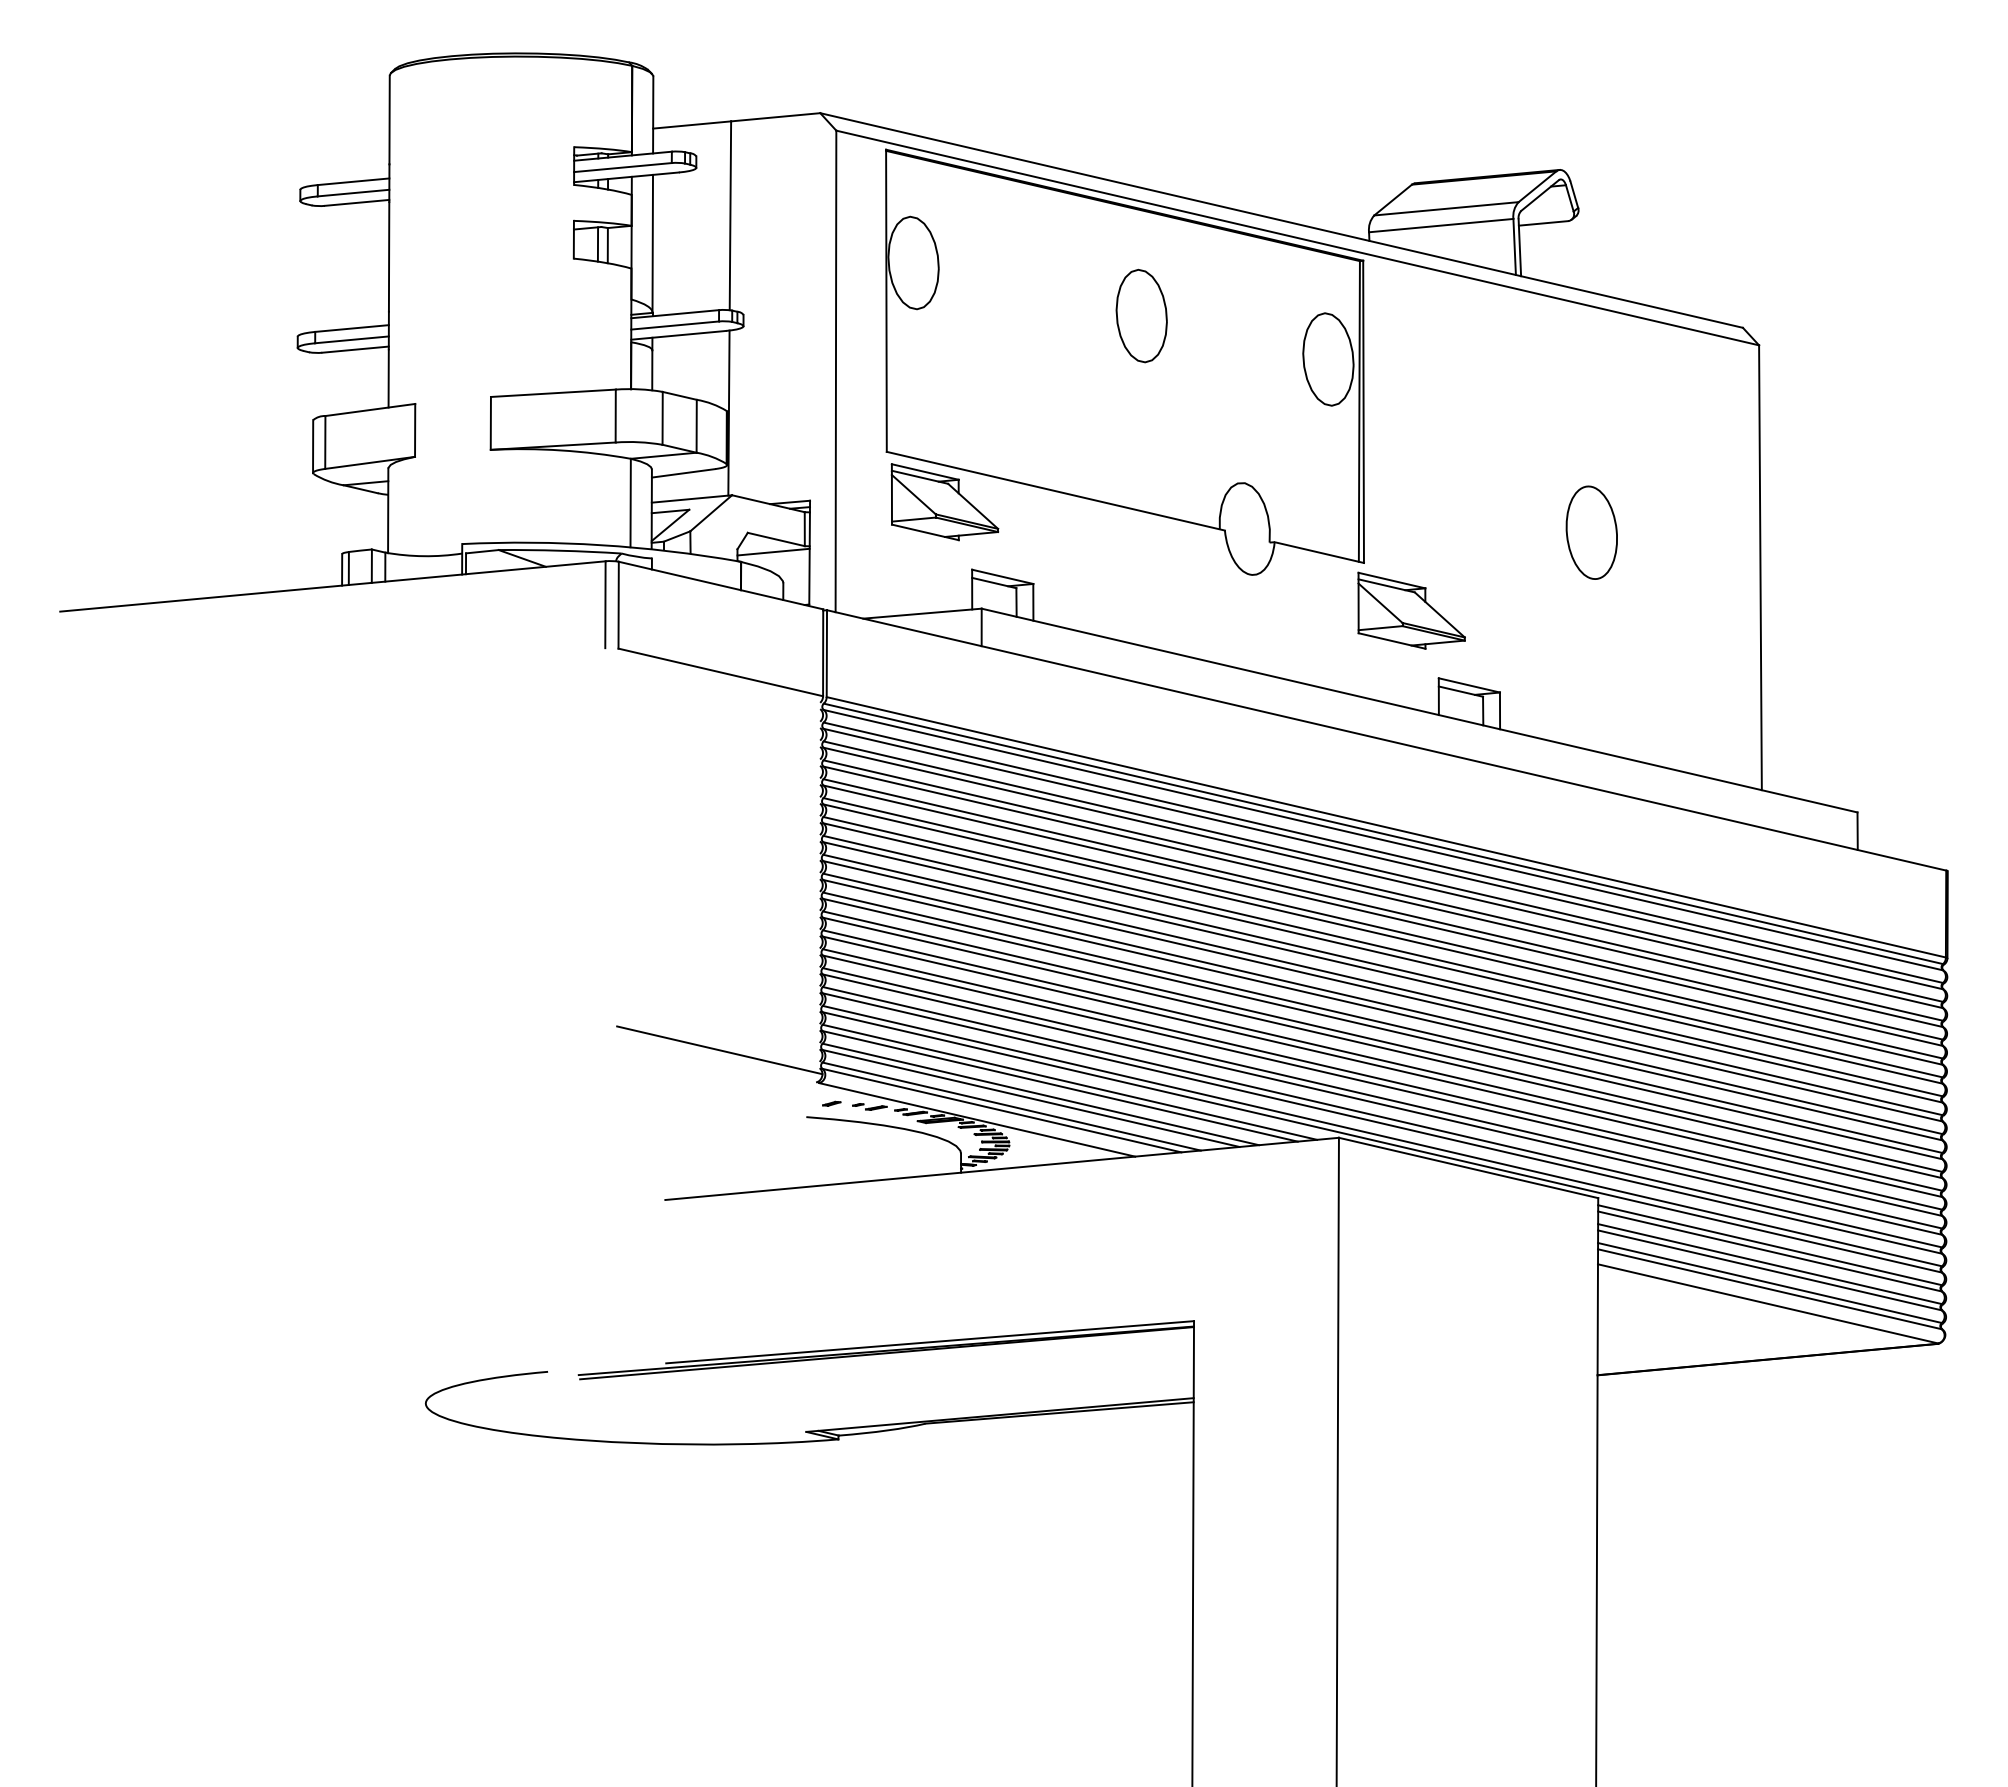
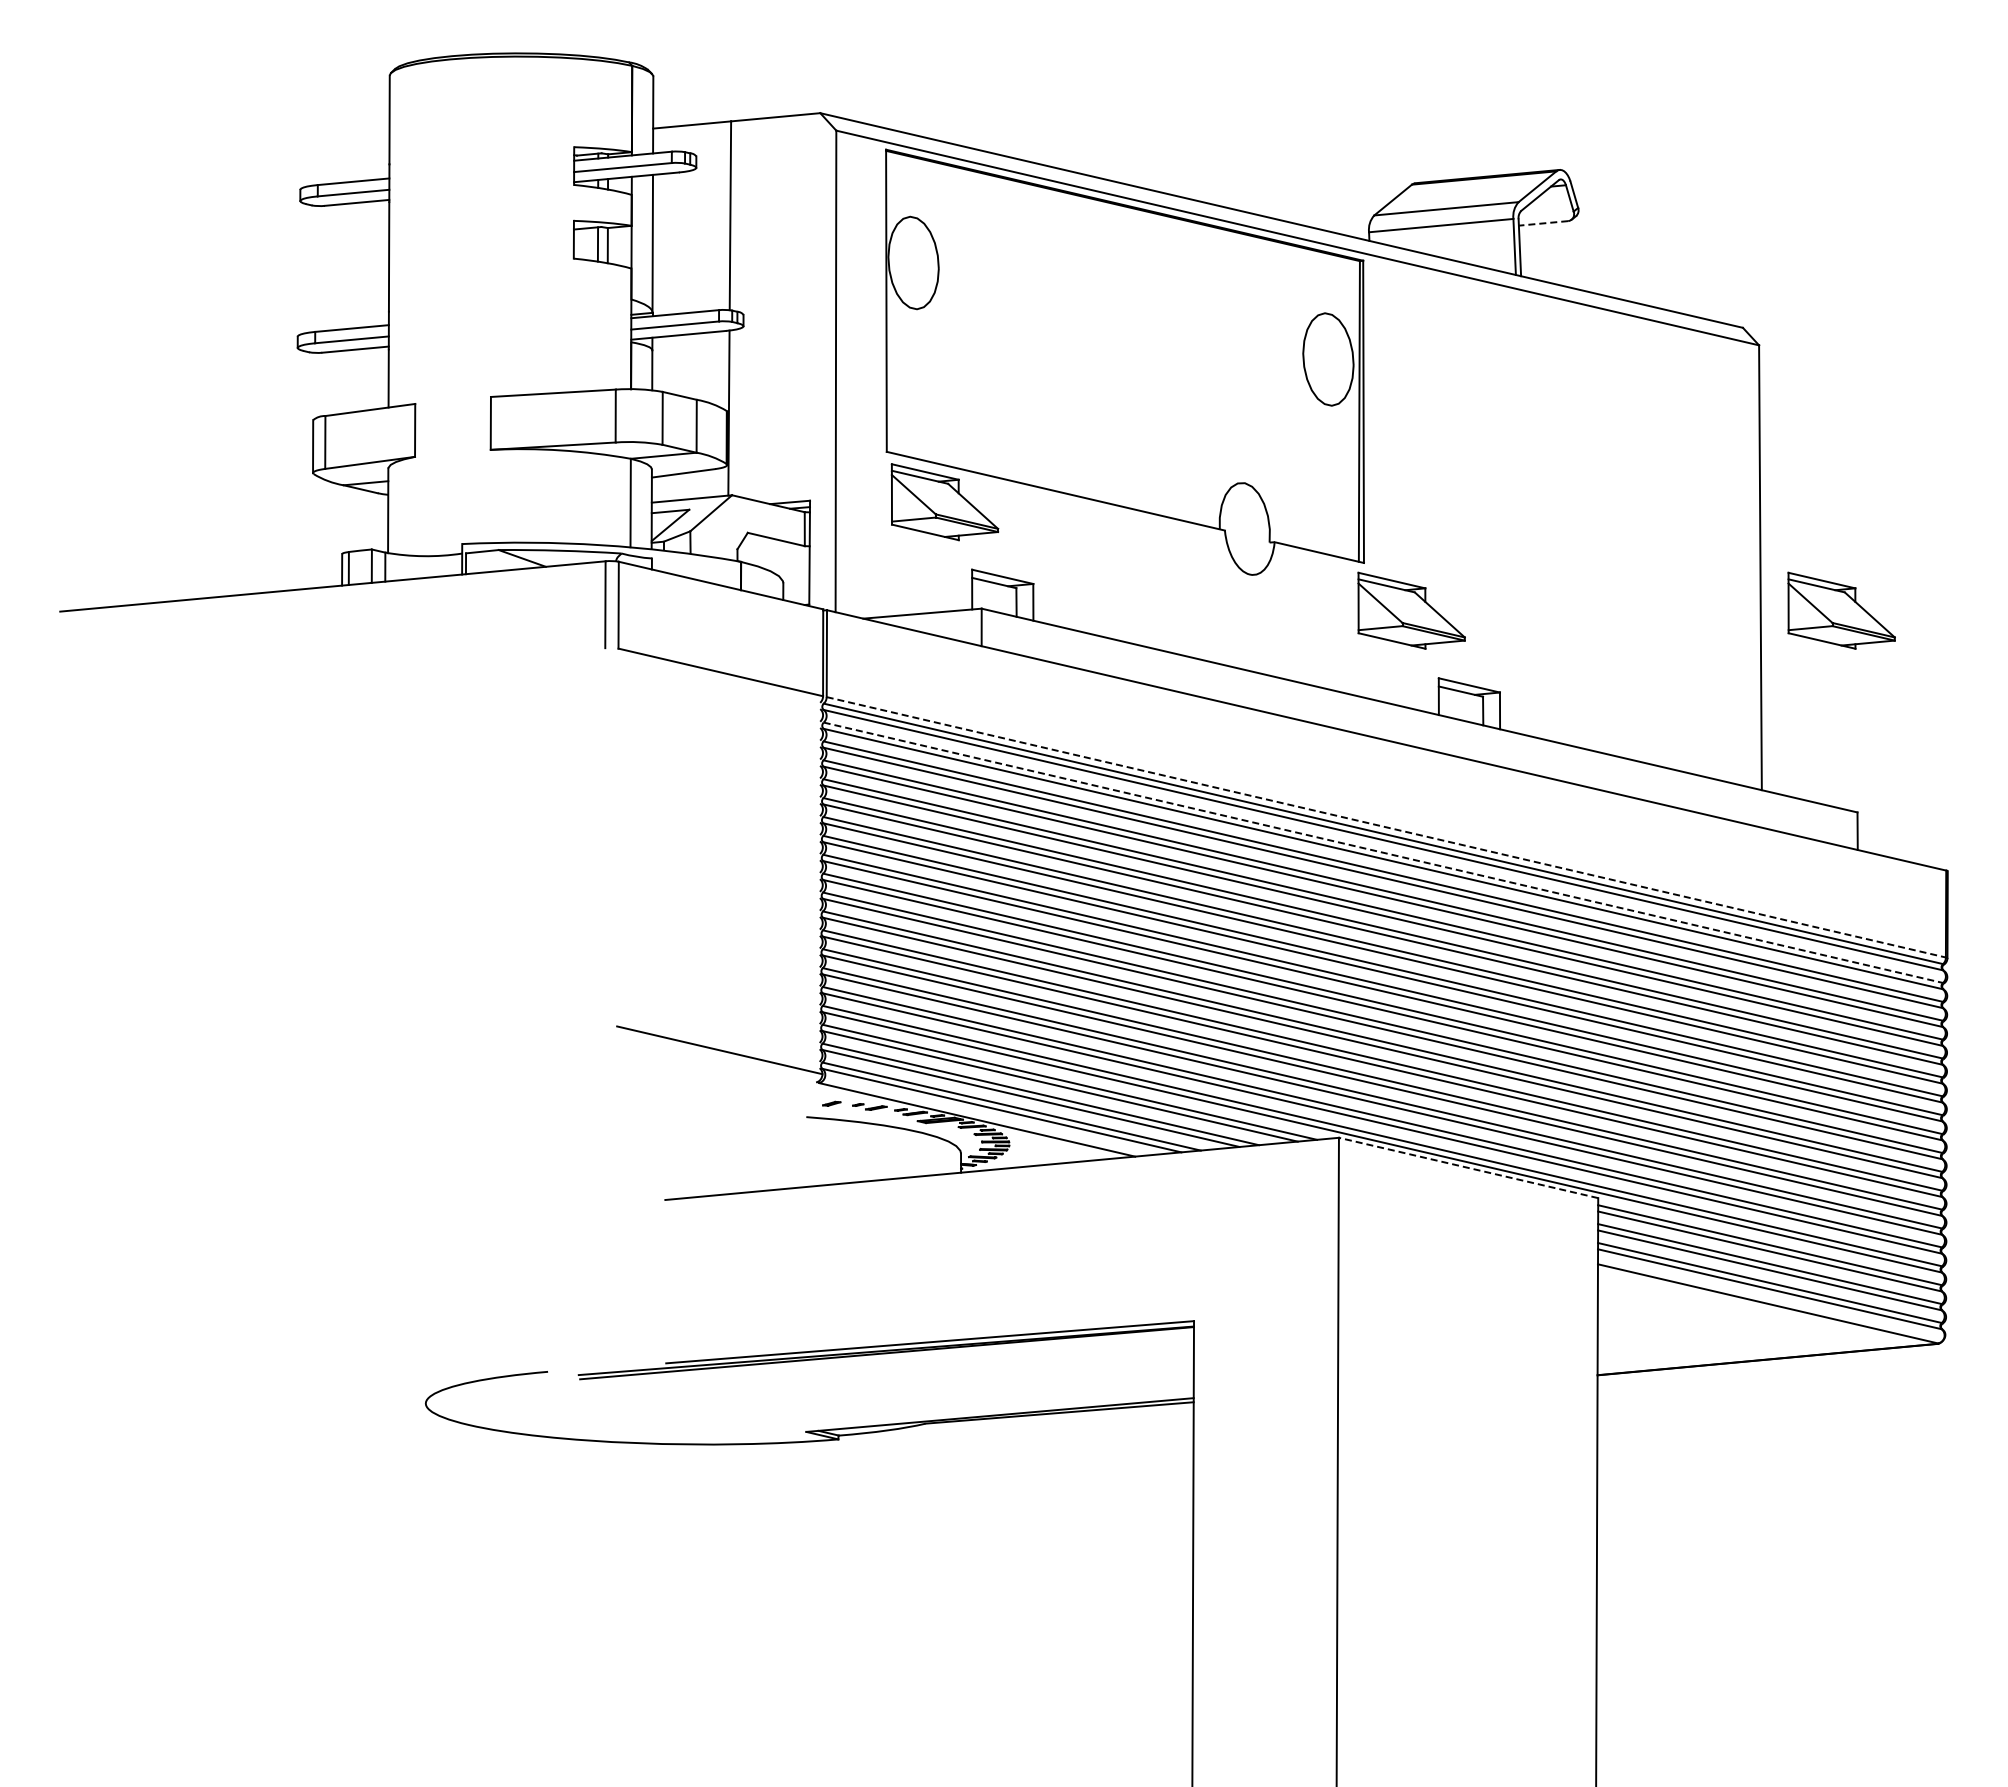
line: solid -> dashed (1543, 223)
part: present -> none (1141, 315)
part: present -> none (1591, 532)
line: present -> none (773, 551)
part: none -> present (1841, 610)
line: solid -> dashed (1386, 827)
line: solid -> dashed (1383, 852)
line: solid -> dashed (1468, 1167)
